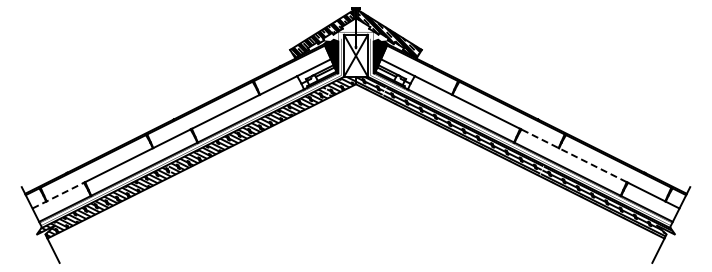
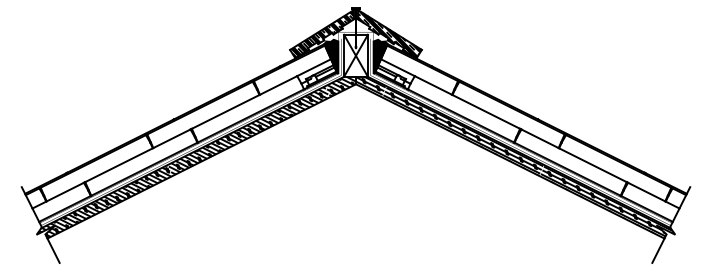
line: dashed -> solid (574, 155)
line: dashed -> solid (58, 195)
